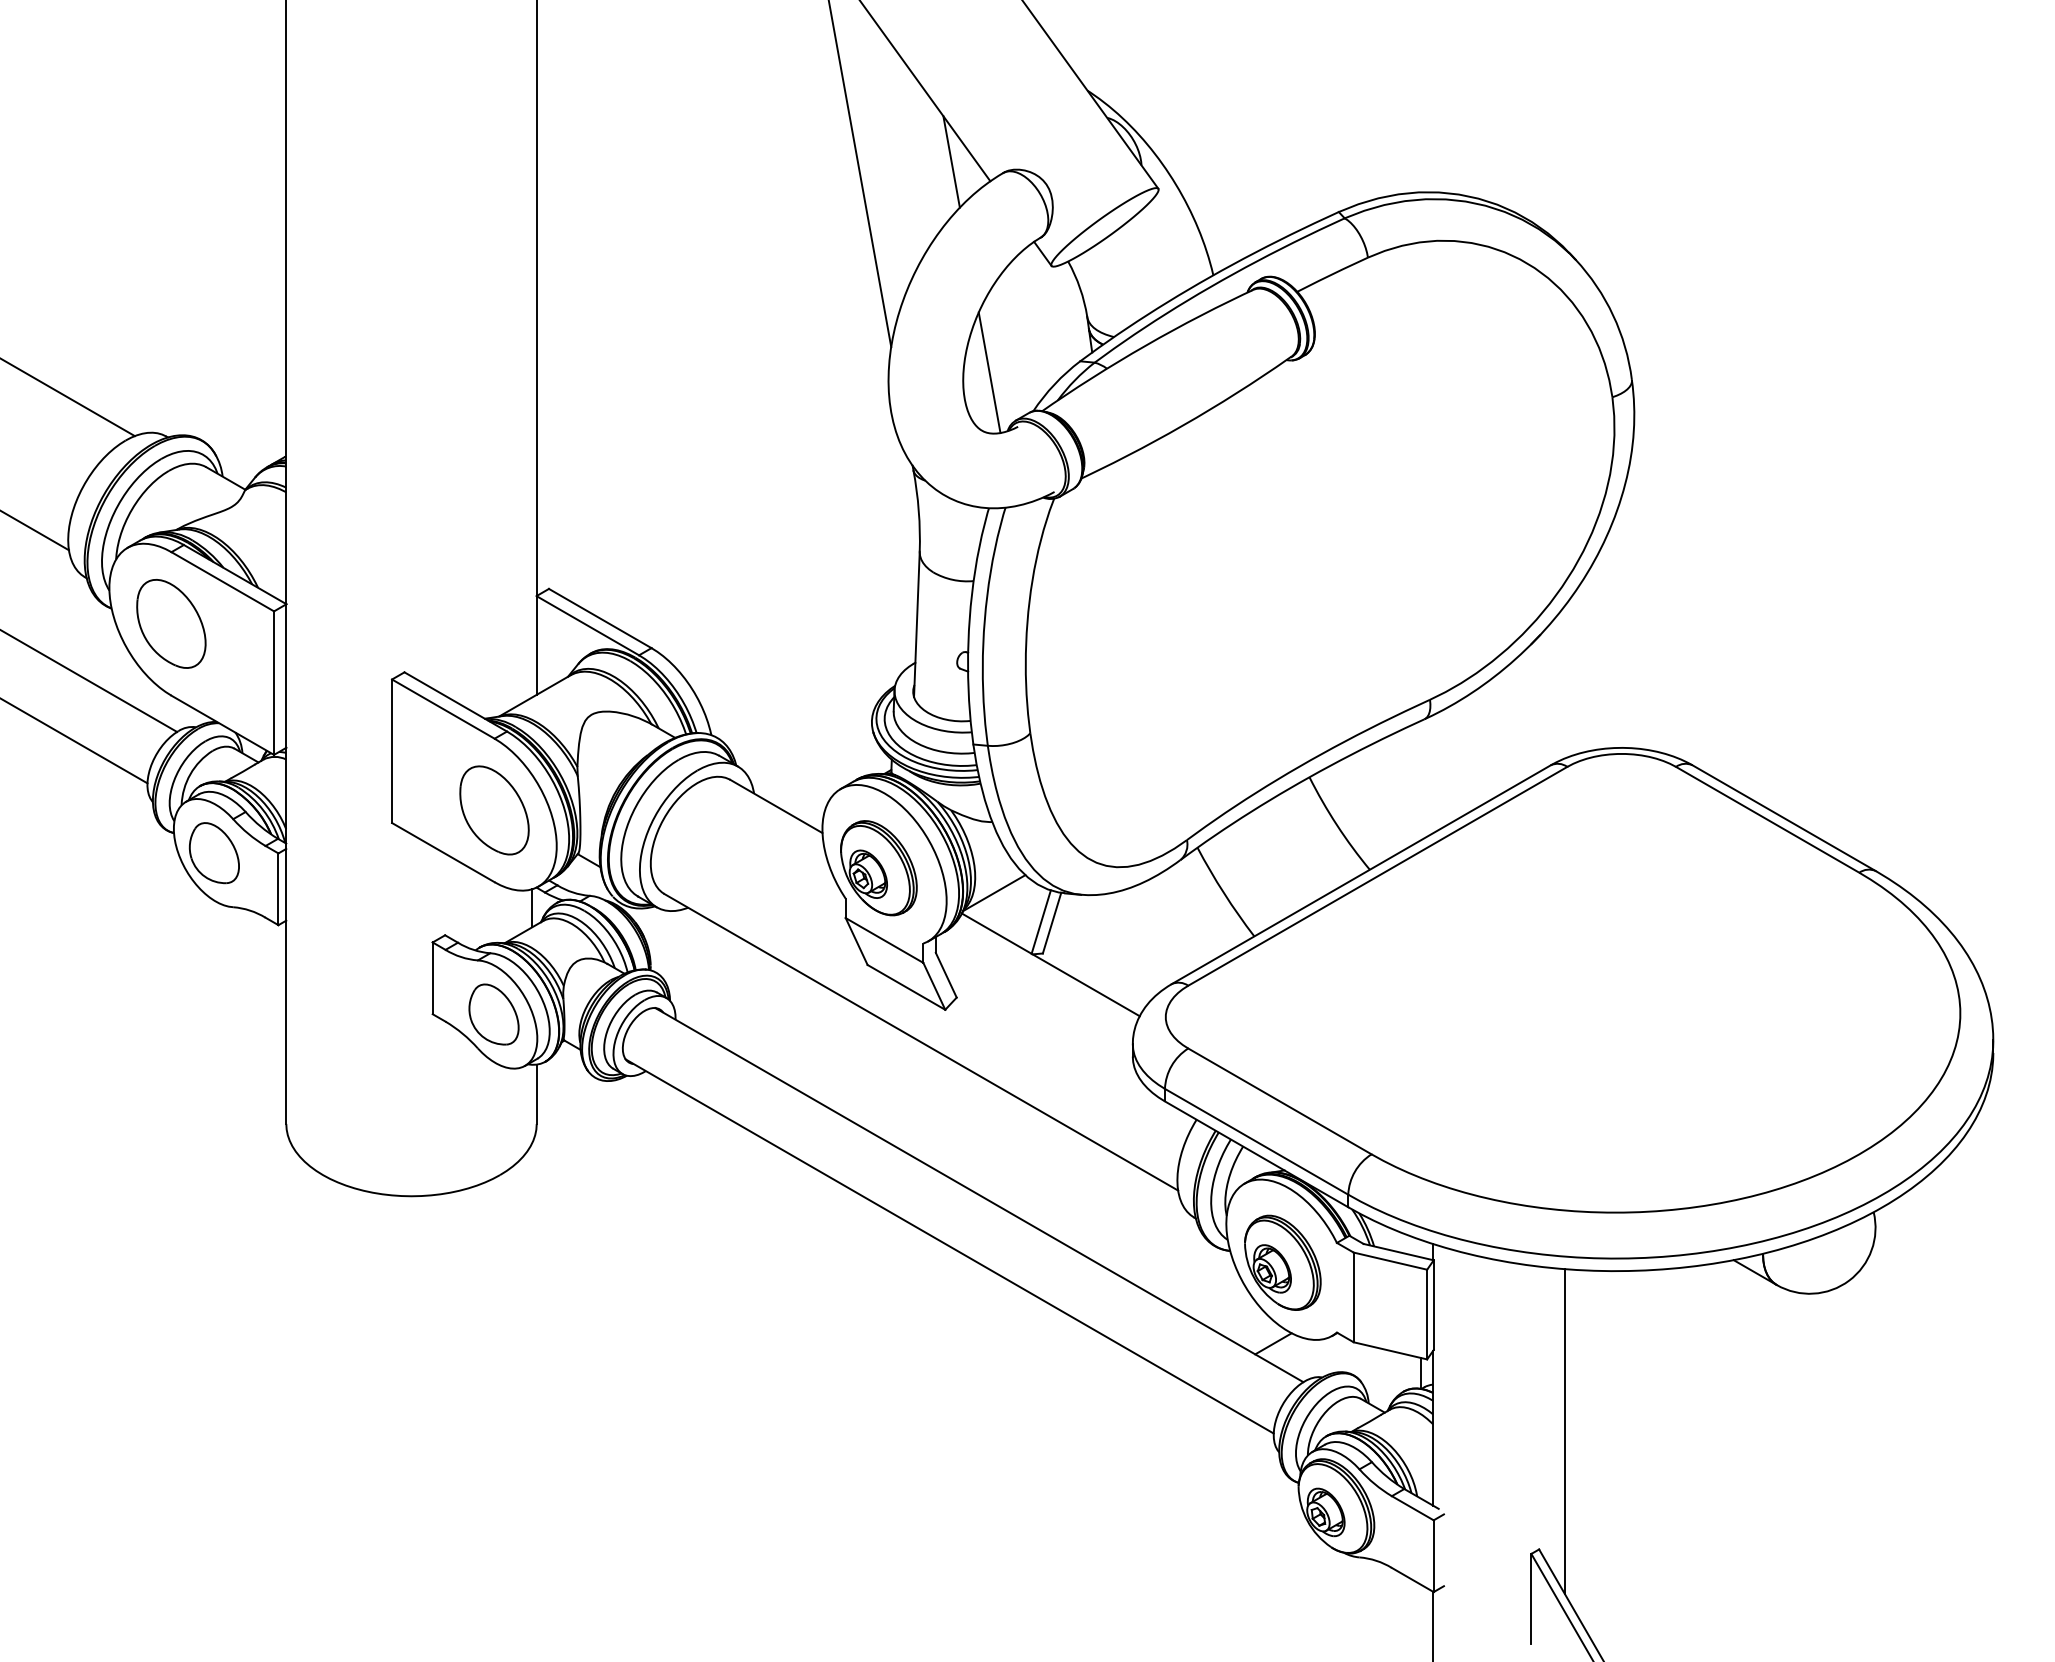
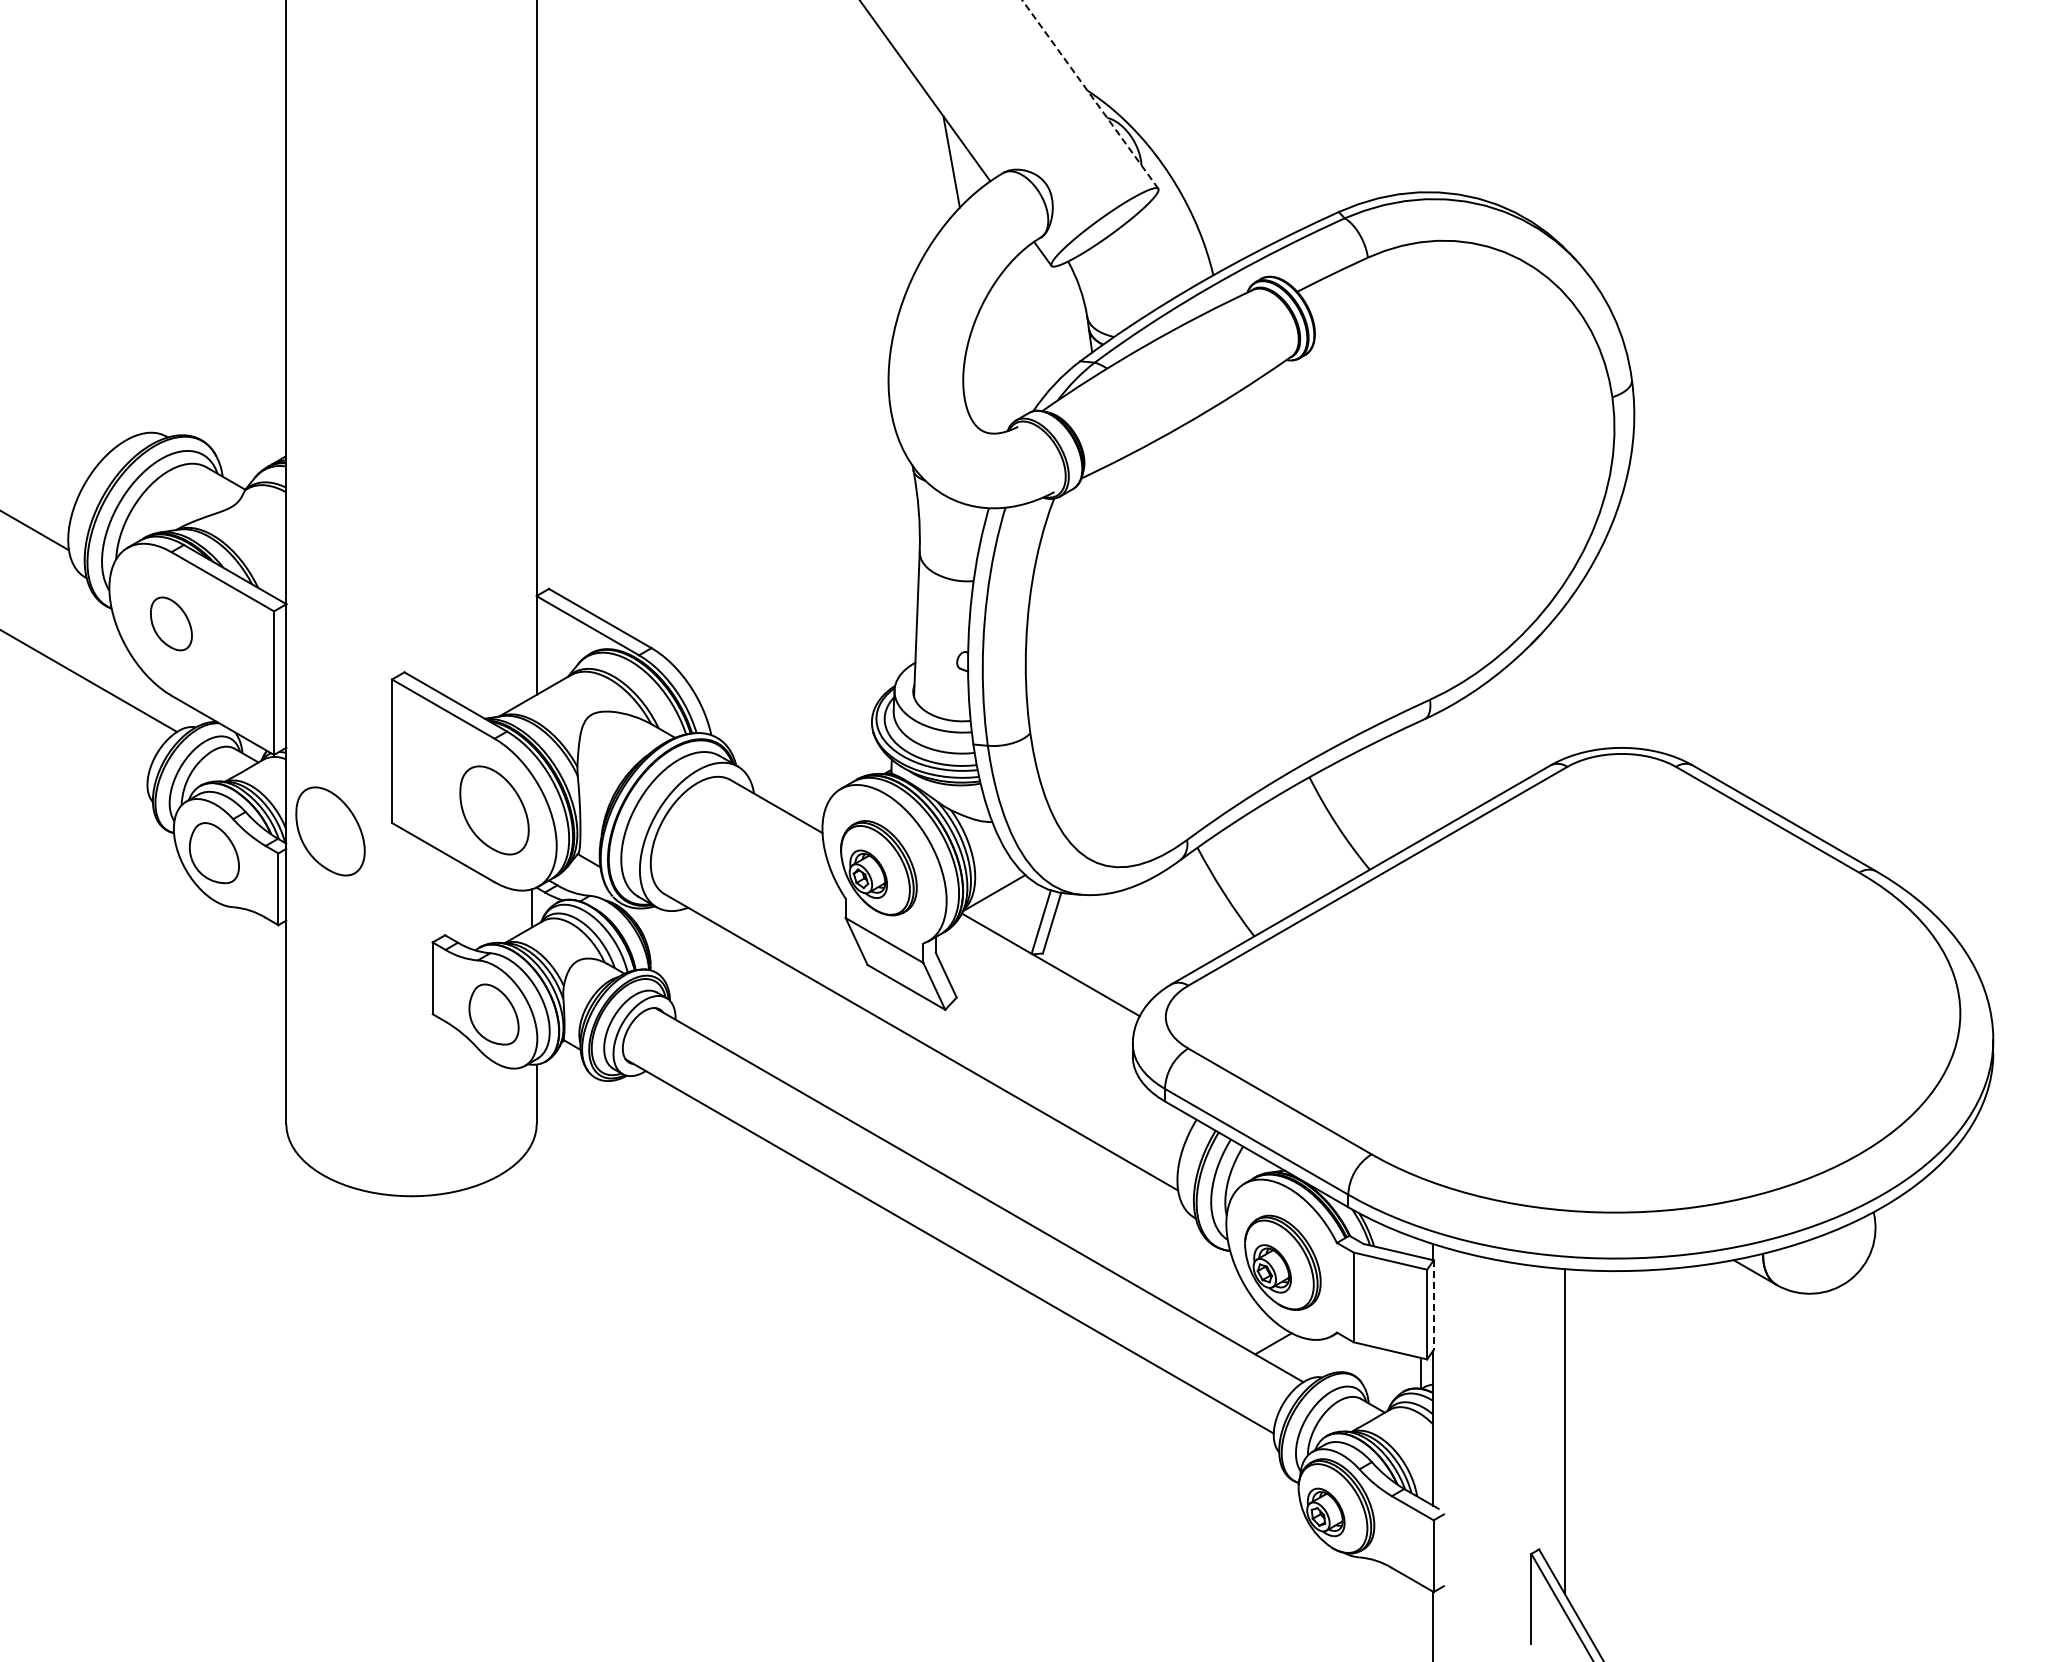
line: solid -> dashed (1089, 94)
line: present -> none (860, 174)
line: present -> none (989, 372)
line: present -> none (68, 397)
part size: 71x90 px -> 43x56 px (171, 623)
line: present -> none (74, 741)
part: none -> present (330, 831)
line: solid -> dashed (1433, 1305)
